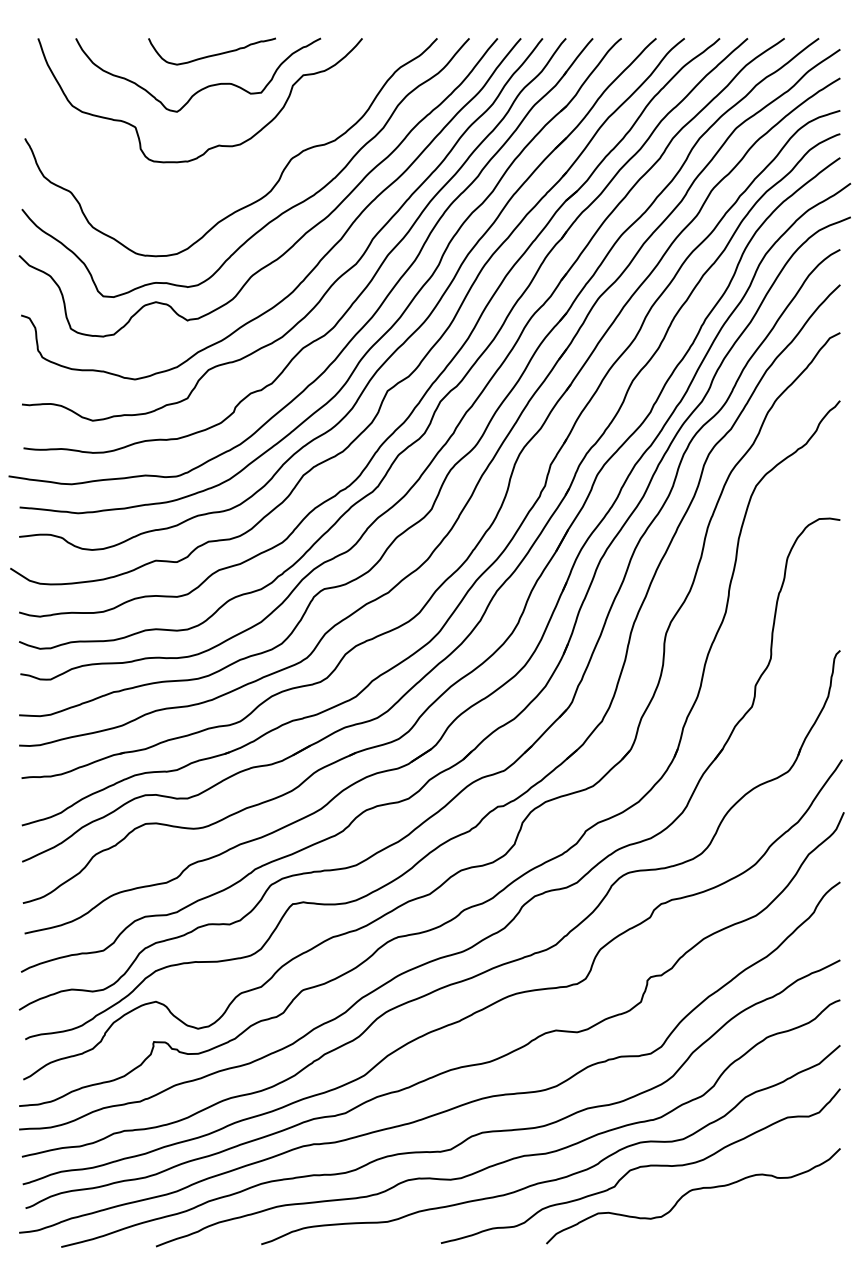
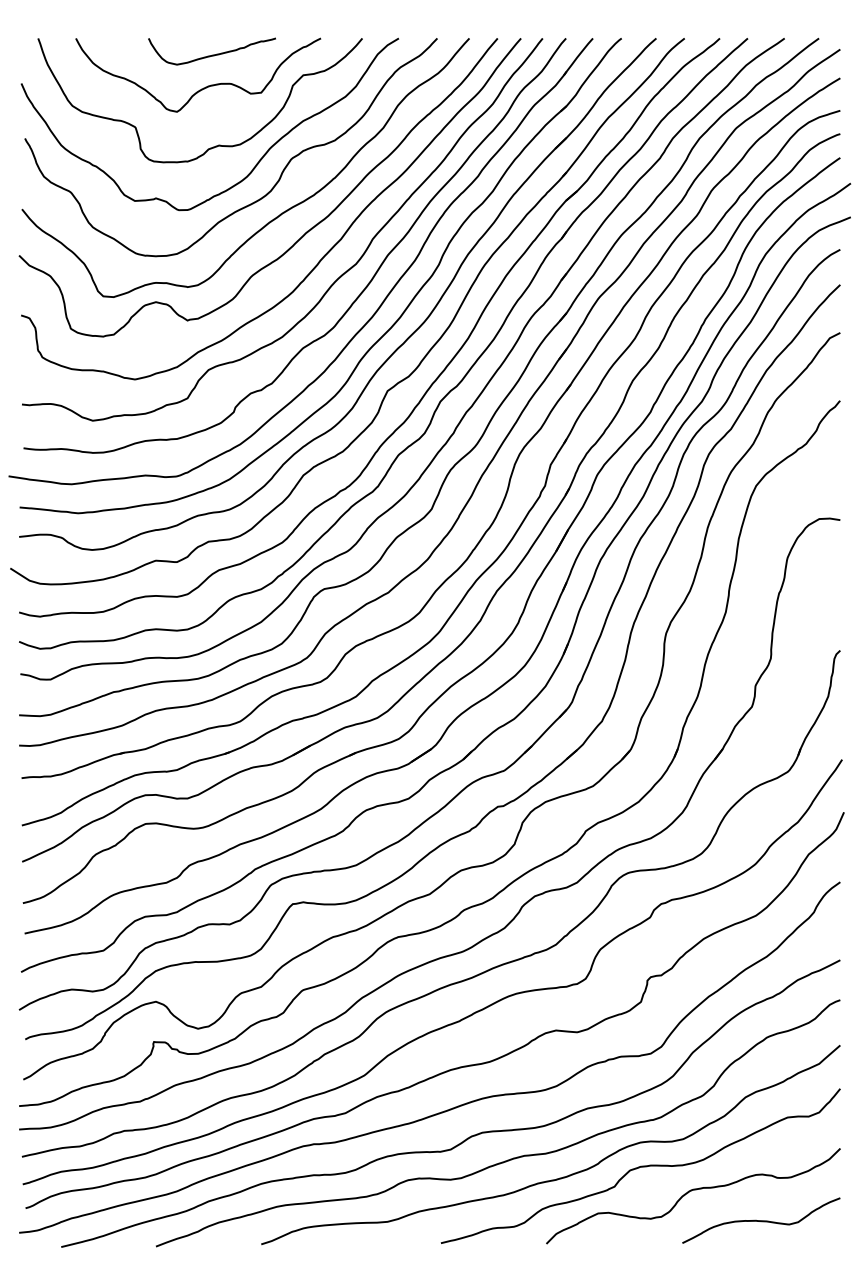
curve: none -> present (258, 160)
curve: none -> present (761, 1220)
